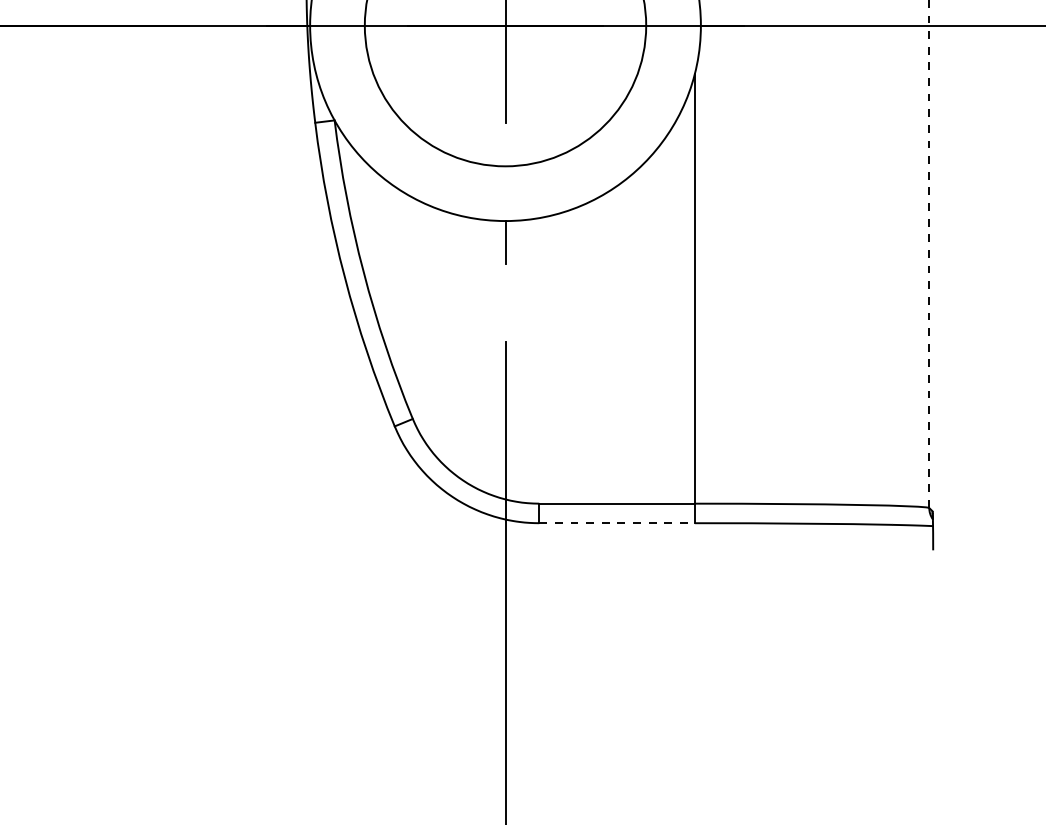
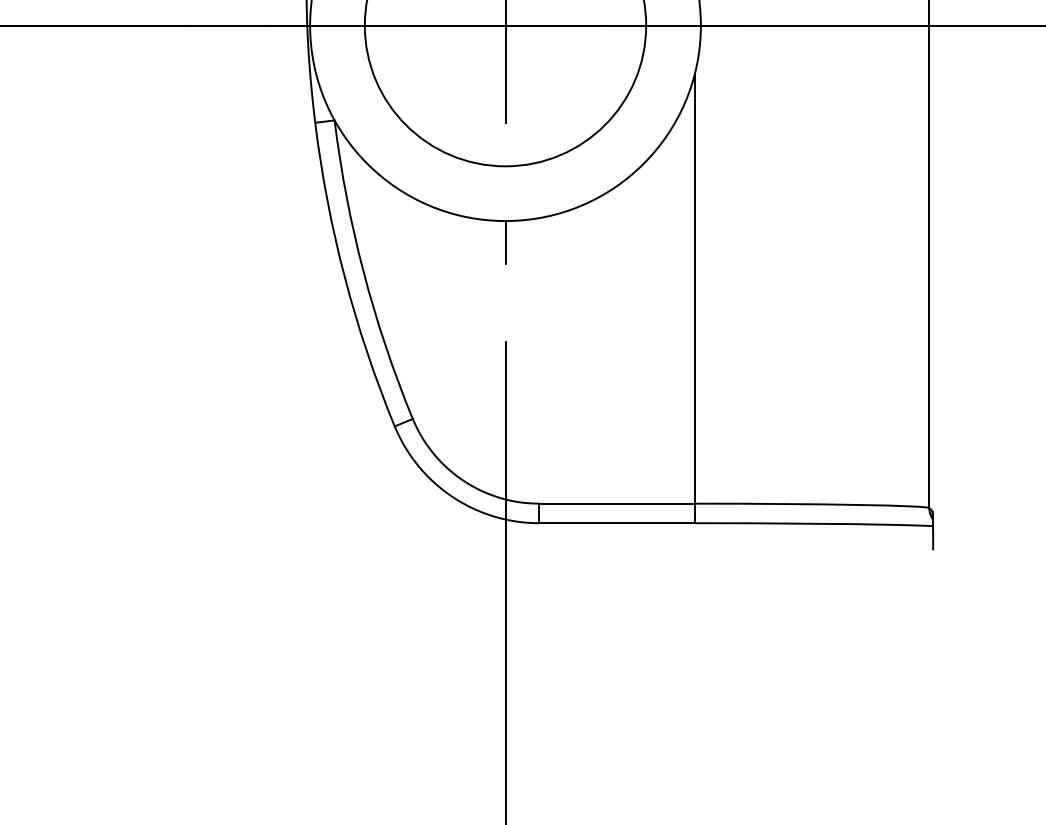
line: dashed -> solid (929, 254)
line: dashed -> solid (617, 523)
